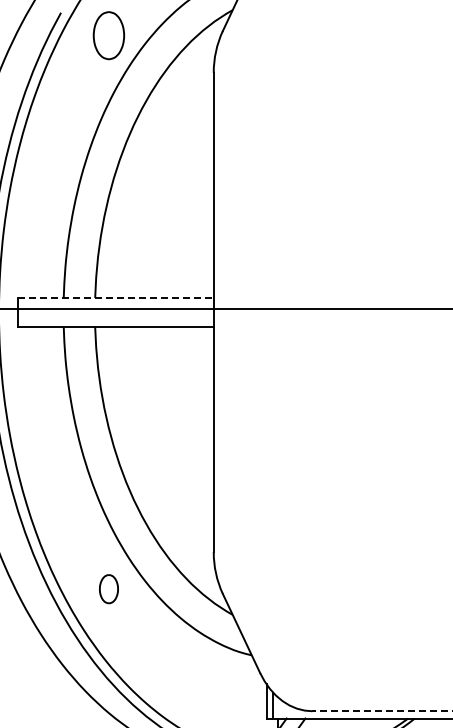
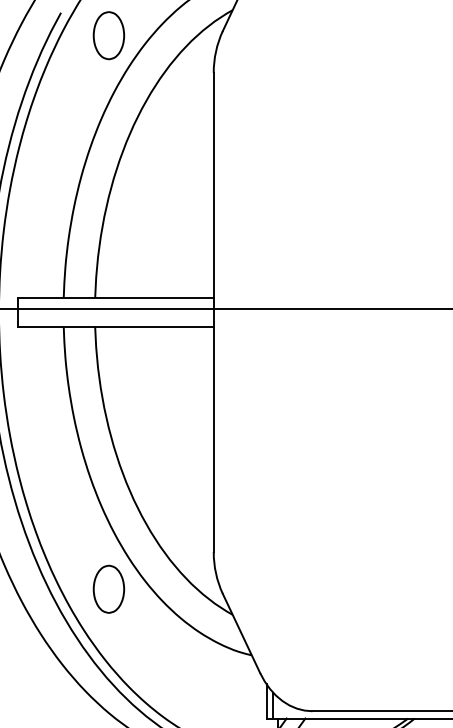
line: dashed -> solid (116, 297)
part size: 20x31 px -> 34x50 px (108, 588)
line: dashed -> solid (382, 711)
